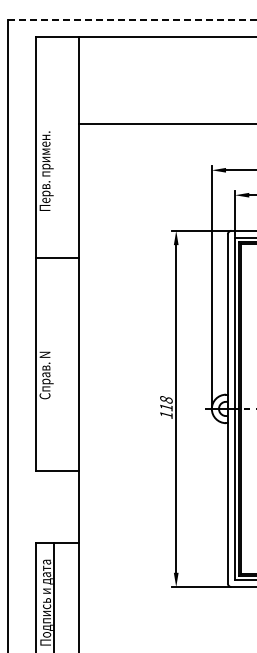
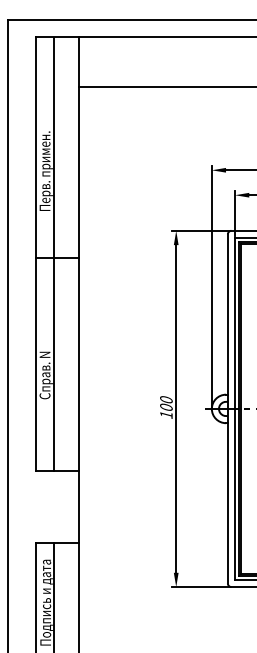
line: dashed -> solid (132, 19)
line position: (166, 123) -> (166, 86) (166, 86)
line: none -> present (54, 254)
text: 118 -> 100 (166, 403)
